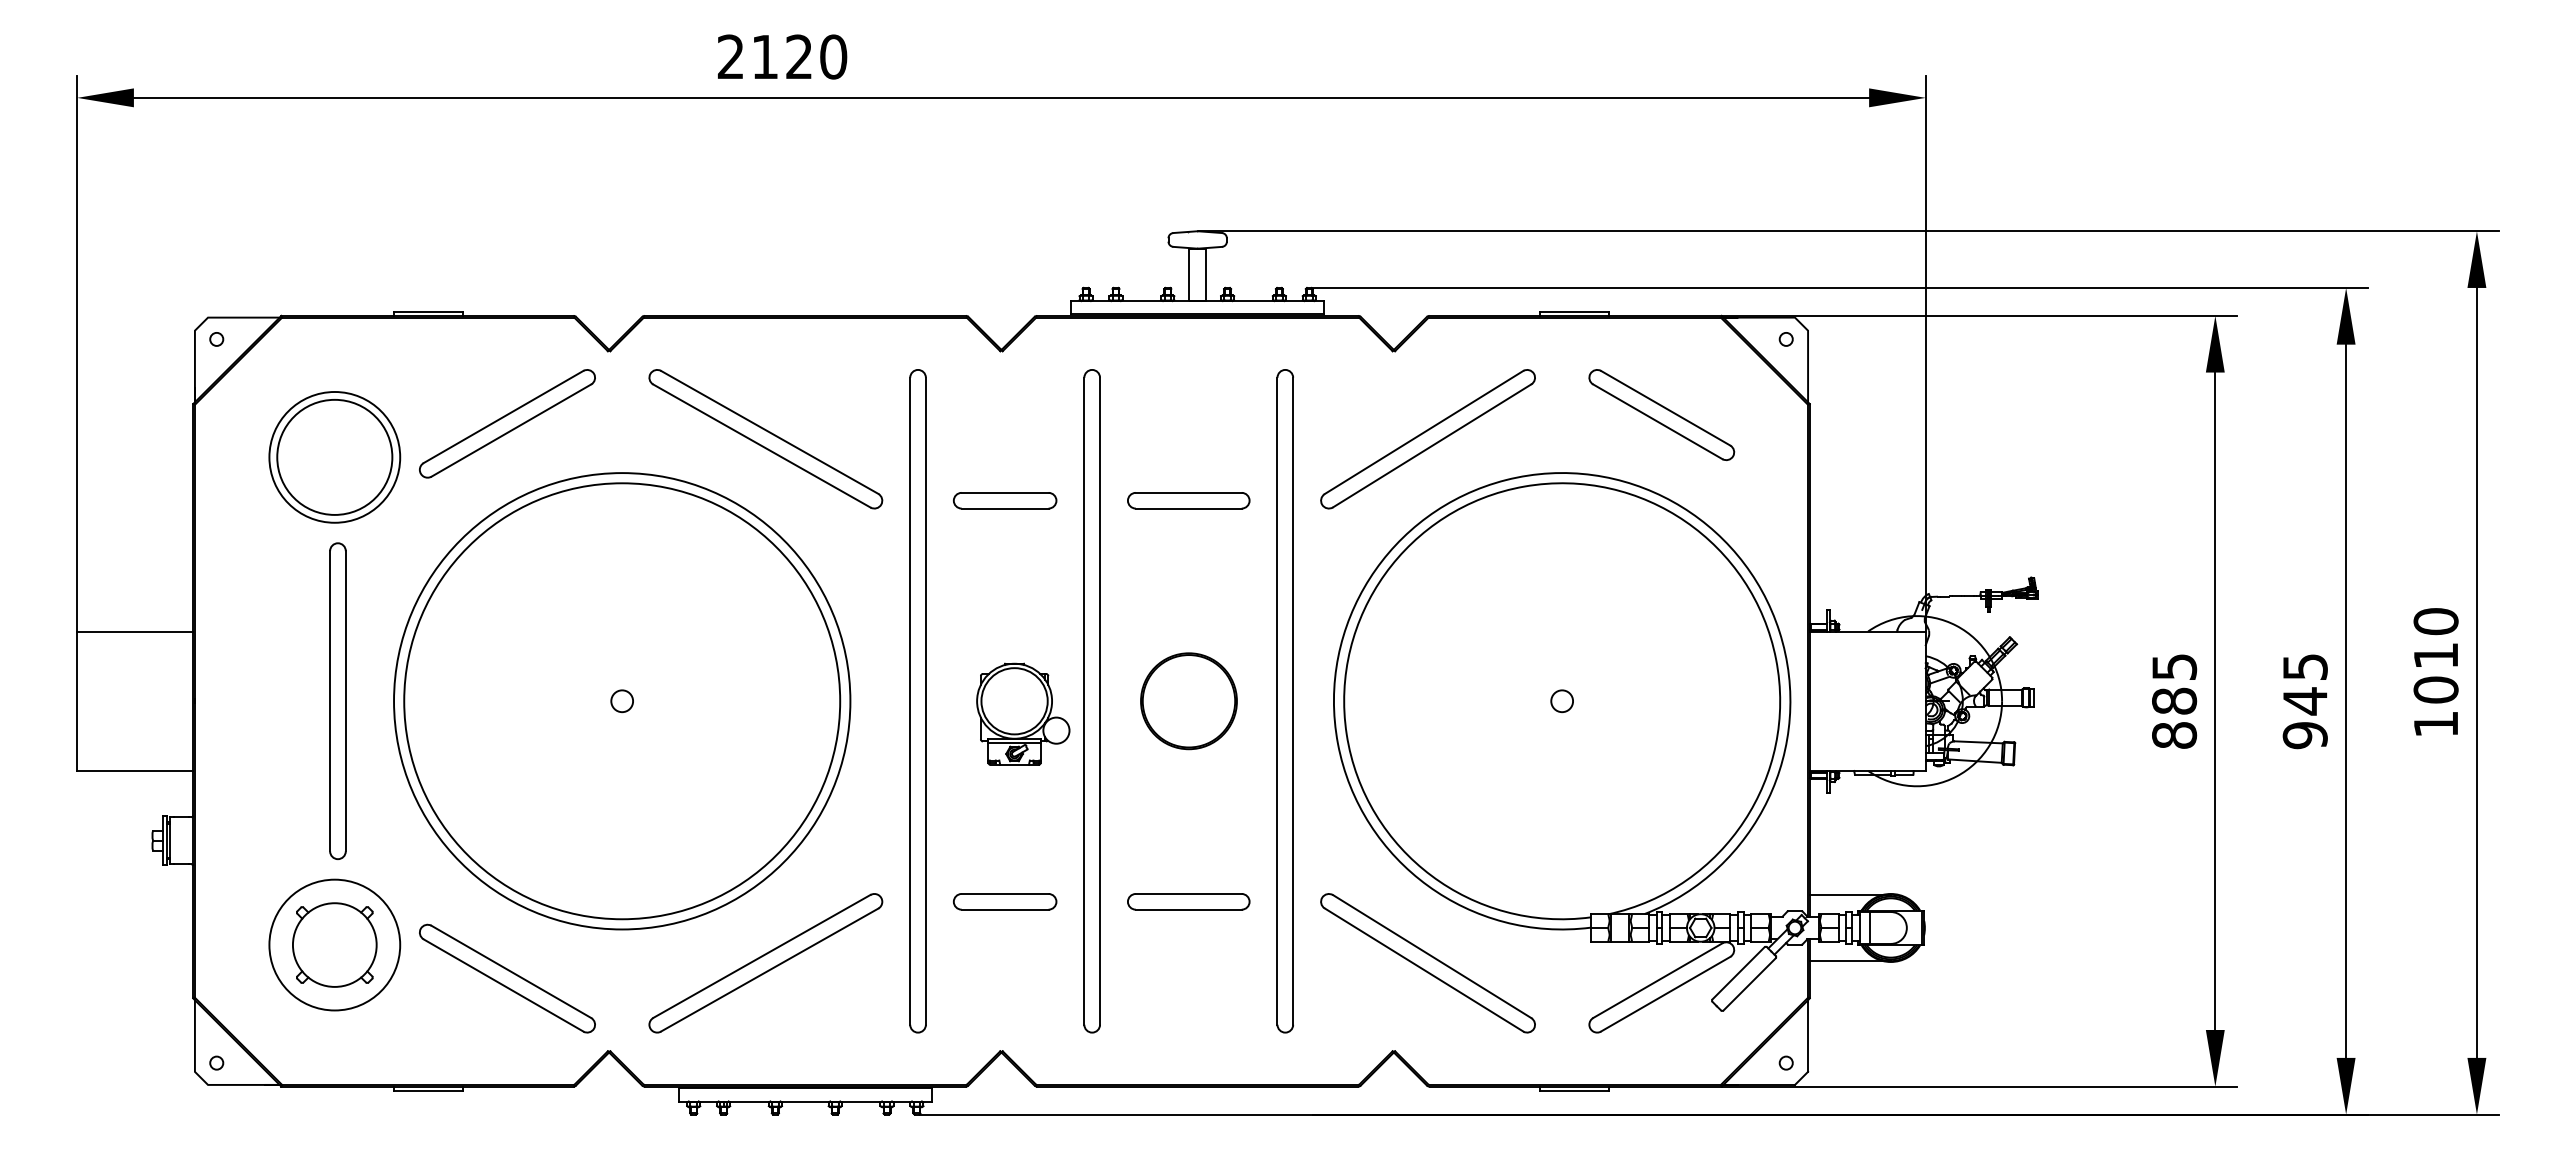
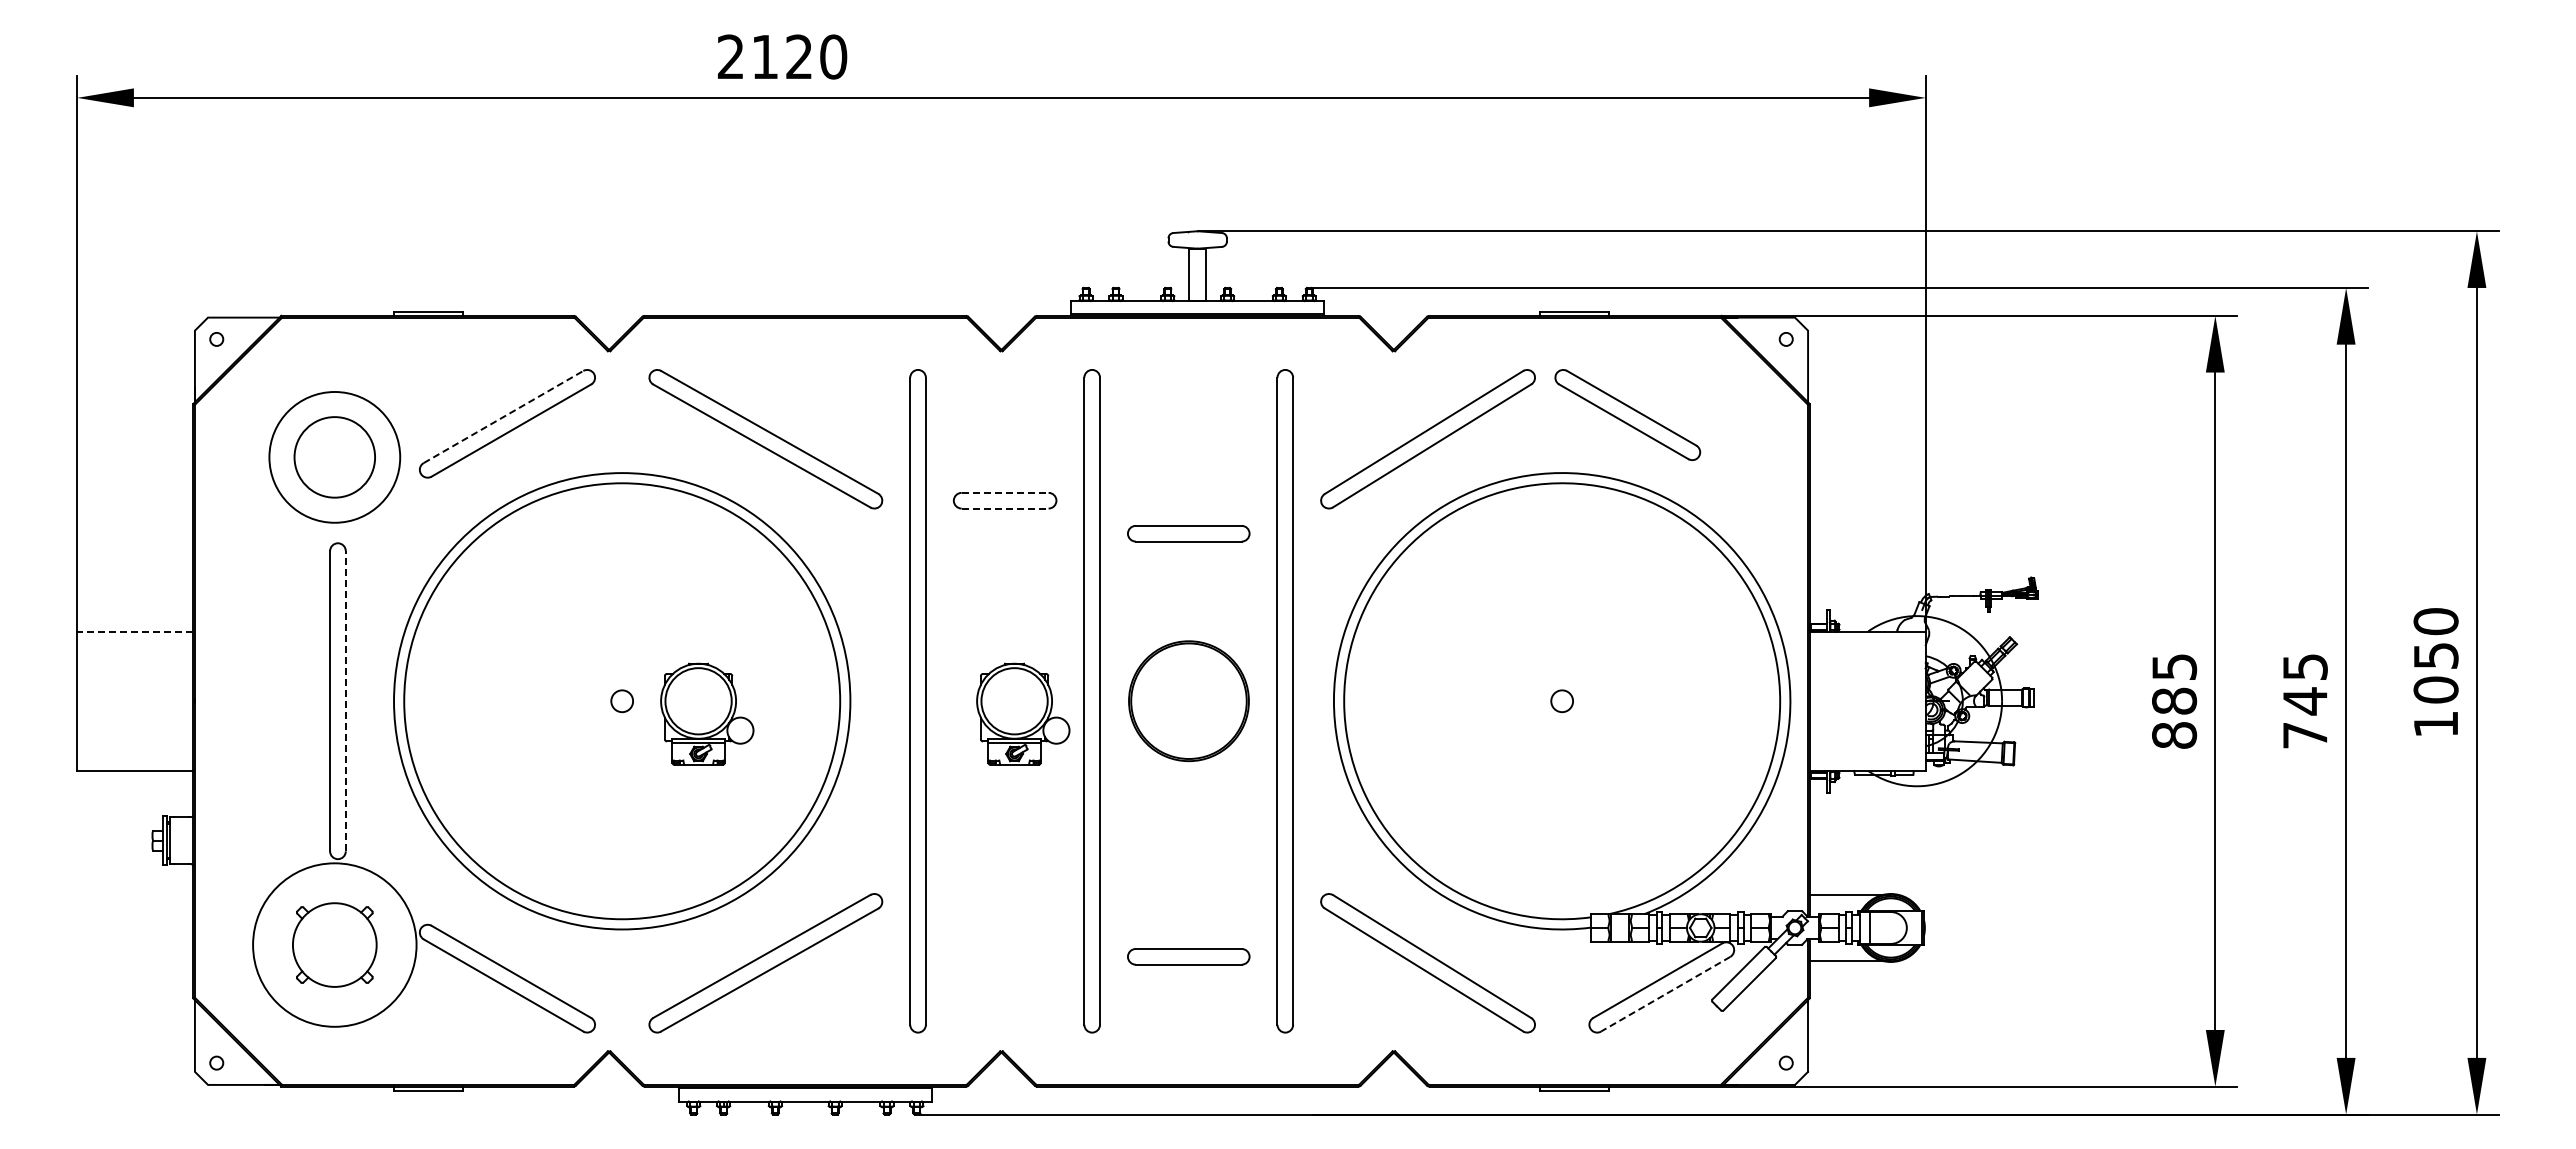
part position: (1661, 415) -> (1627, 415) (1627, 415)
line: solid -> dashed (503, 416)
circle diameter: 115 px -> 81 px (334, 457)
line: solid -> dashed (1005, 492)
part position: (1188, 500) -> (1188, 533) (1188, 533)
line: solid -> dashed (1005, 508)
line: solid -> dashed (135, 631)
text: 1010 -> 1050 (2436, 655)
line: solid -> dashed (345, 700)
part size: 98x99 px -> 122x123 px (1188, 701)
part: none -> present (707, 713)
text: 945 -> 745 (2304, 735)
part: present -> none (1005, 901)
part position: (1188, 901) -> (1188, 956) (1188, 956)
circle diameter: 131 px -> 163 px (334, 944)
line: solid -> dashed (1665, 994)
